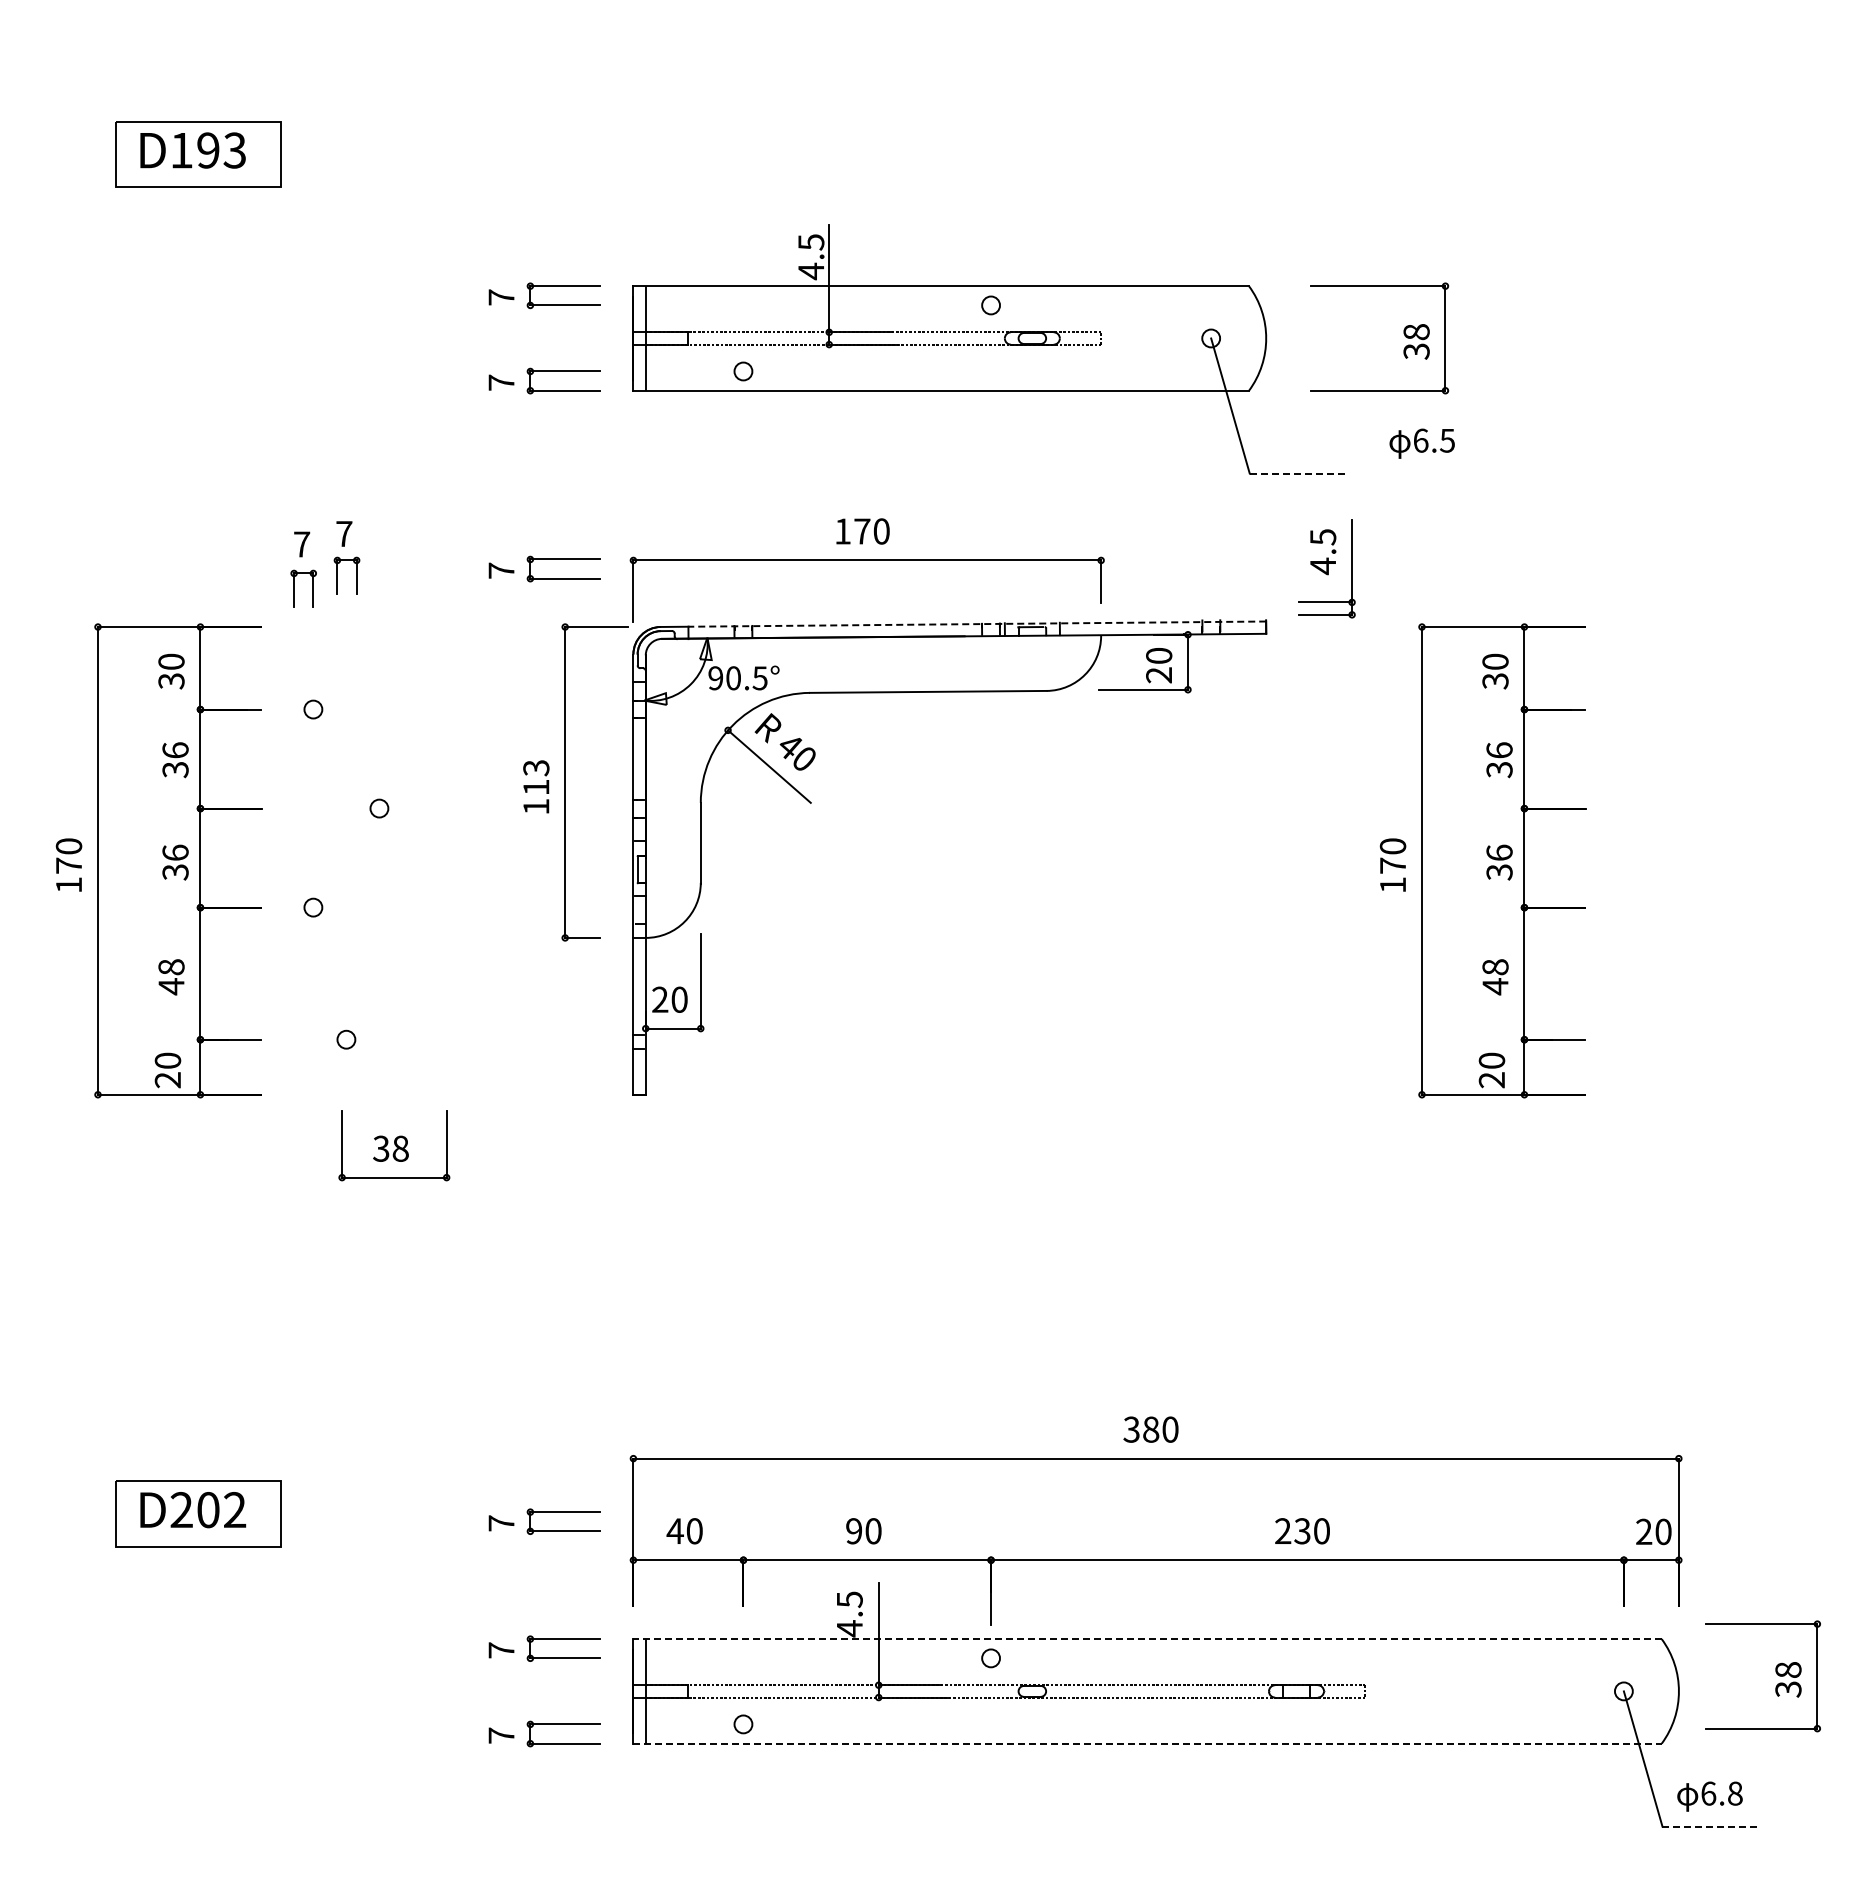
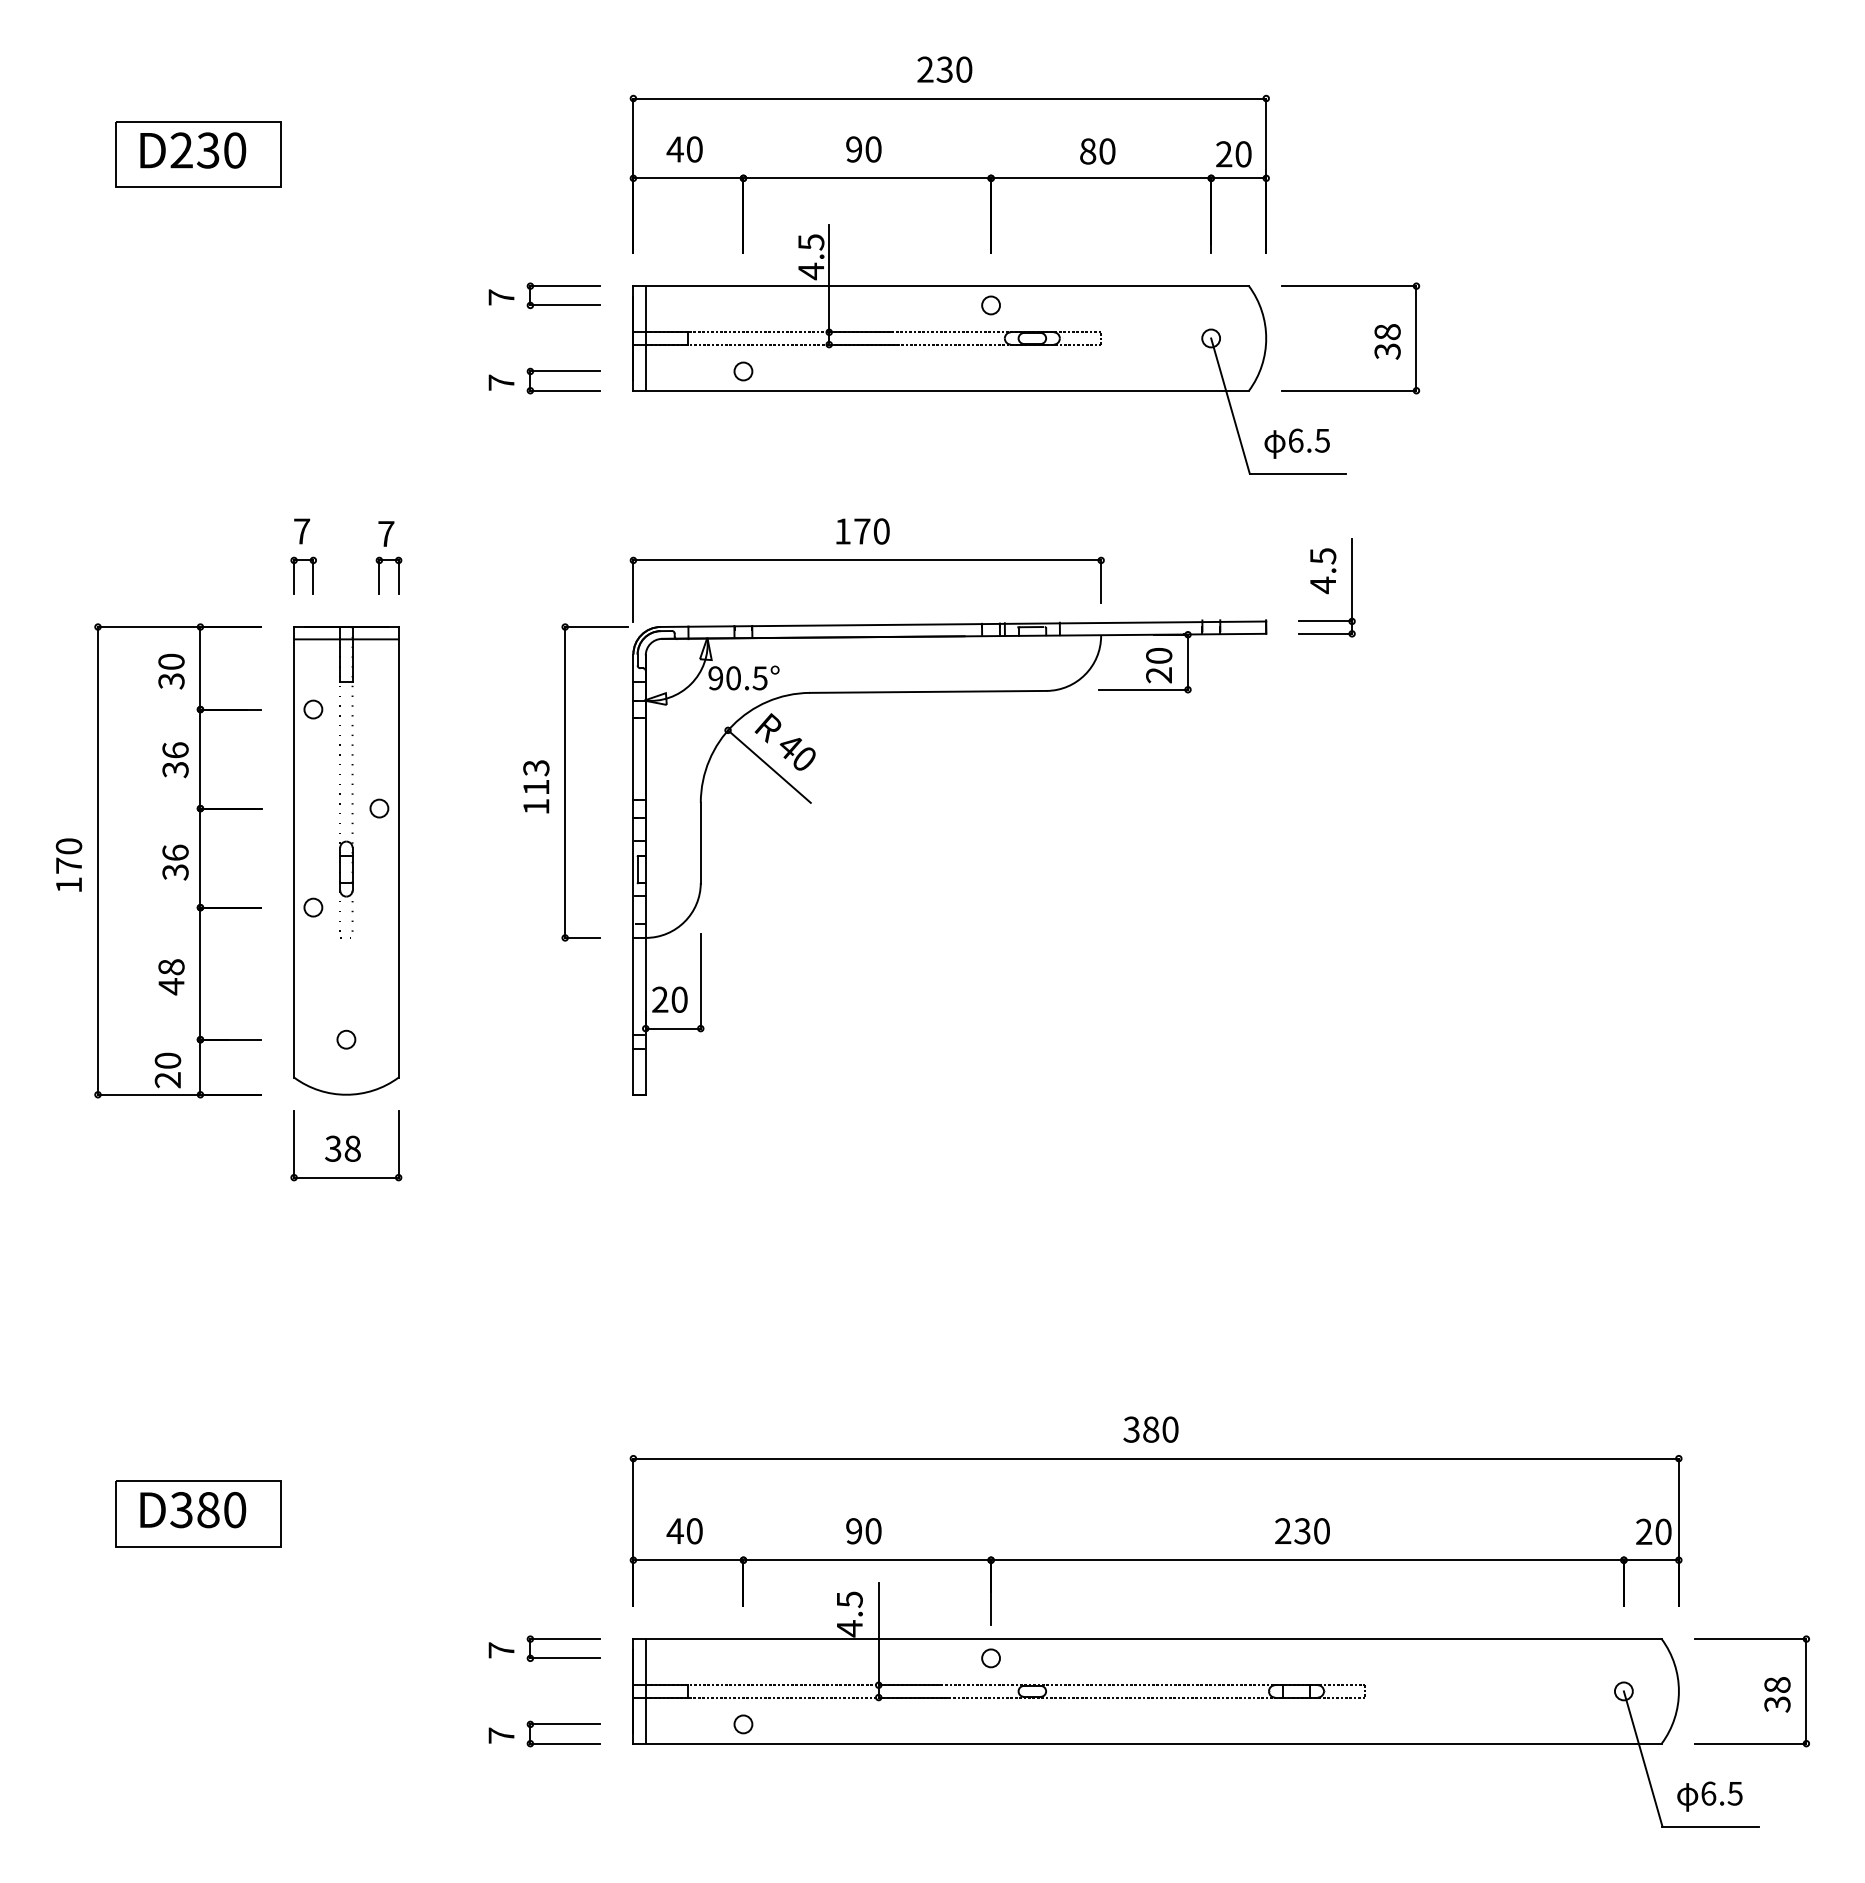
text: D193 -> D230 (208, 150)
part: none -> present (949, 154)
part position: (1403, 333) -> (1374, 333) (1374, 333)
text position: (1421, 443) -> (1296, 443) (1296, 443)
line: dashed -> solid (1298, 473)
part position: (346, 557) -> (388, 557) (388, 557)
part: present -> none (544, 559)
part position: (1326, 568) -> (1326, 587) (1326, 587)
part position: (303, 569) -> (303, 556) (303, 556)
line: dashed -> solid (977, 624)
part: none -> present (346, 860)
part: present -> none (1482, 860)
part position: (394, 1145) -> (346, 1145) (346, 1145)
text: D202 -> D380 (208, 1510)
part: present -> none (544, 1512)
line: dashed -> solid (1147, 1639)
part position: (1775, 1672) -> (1764, 1687) (1764, 1687)
line: dashed -> solid (1148, 1743)
text: 6.8 -> 6.5 (1734, 1793)
line: dashed -> solid (1711, 1826)
